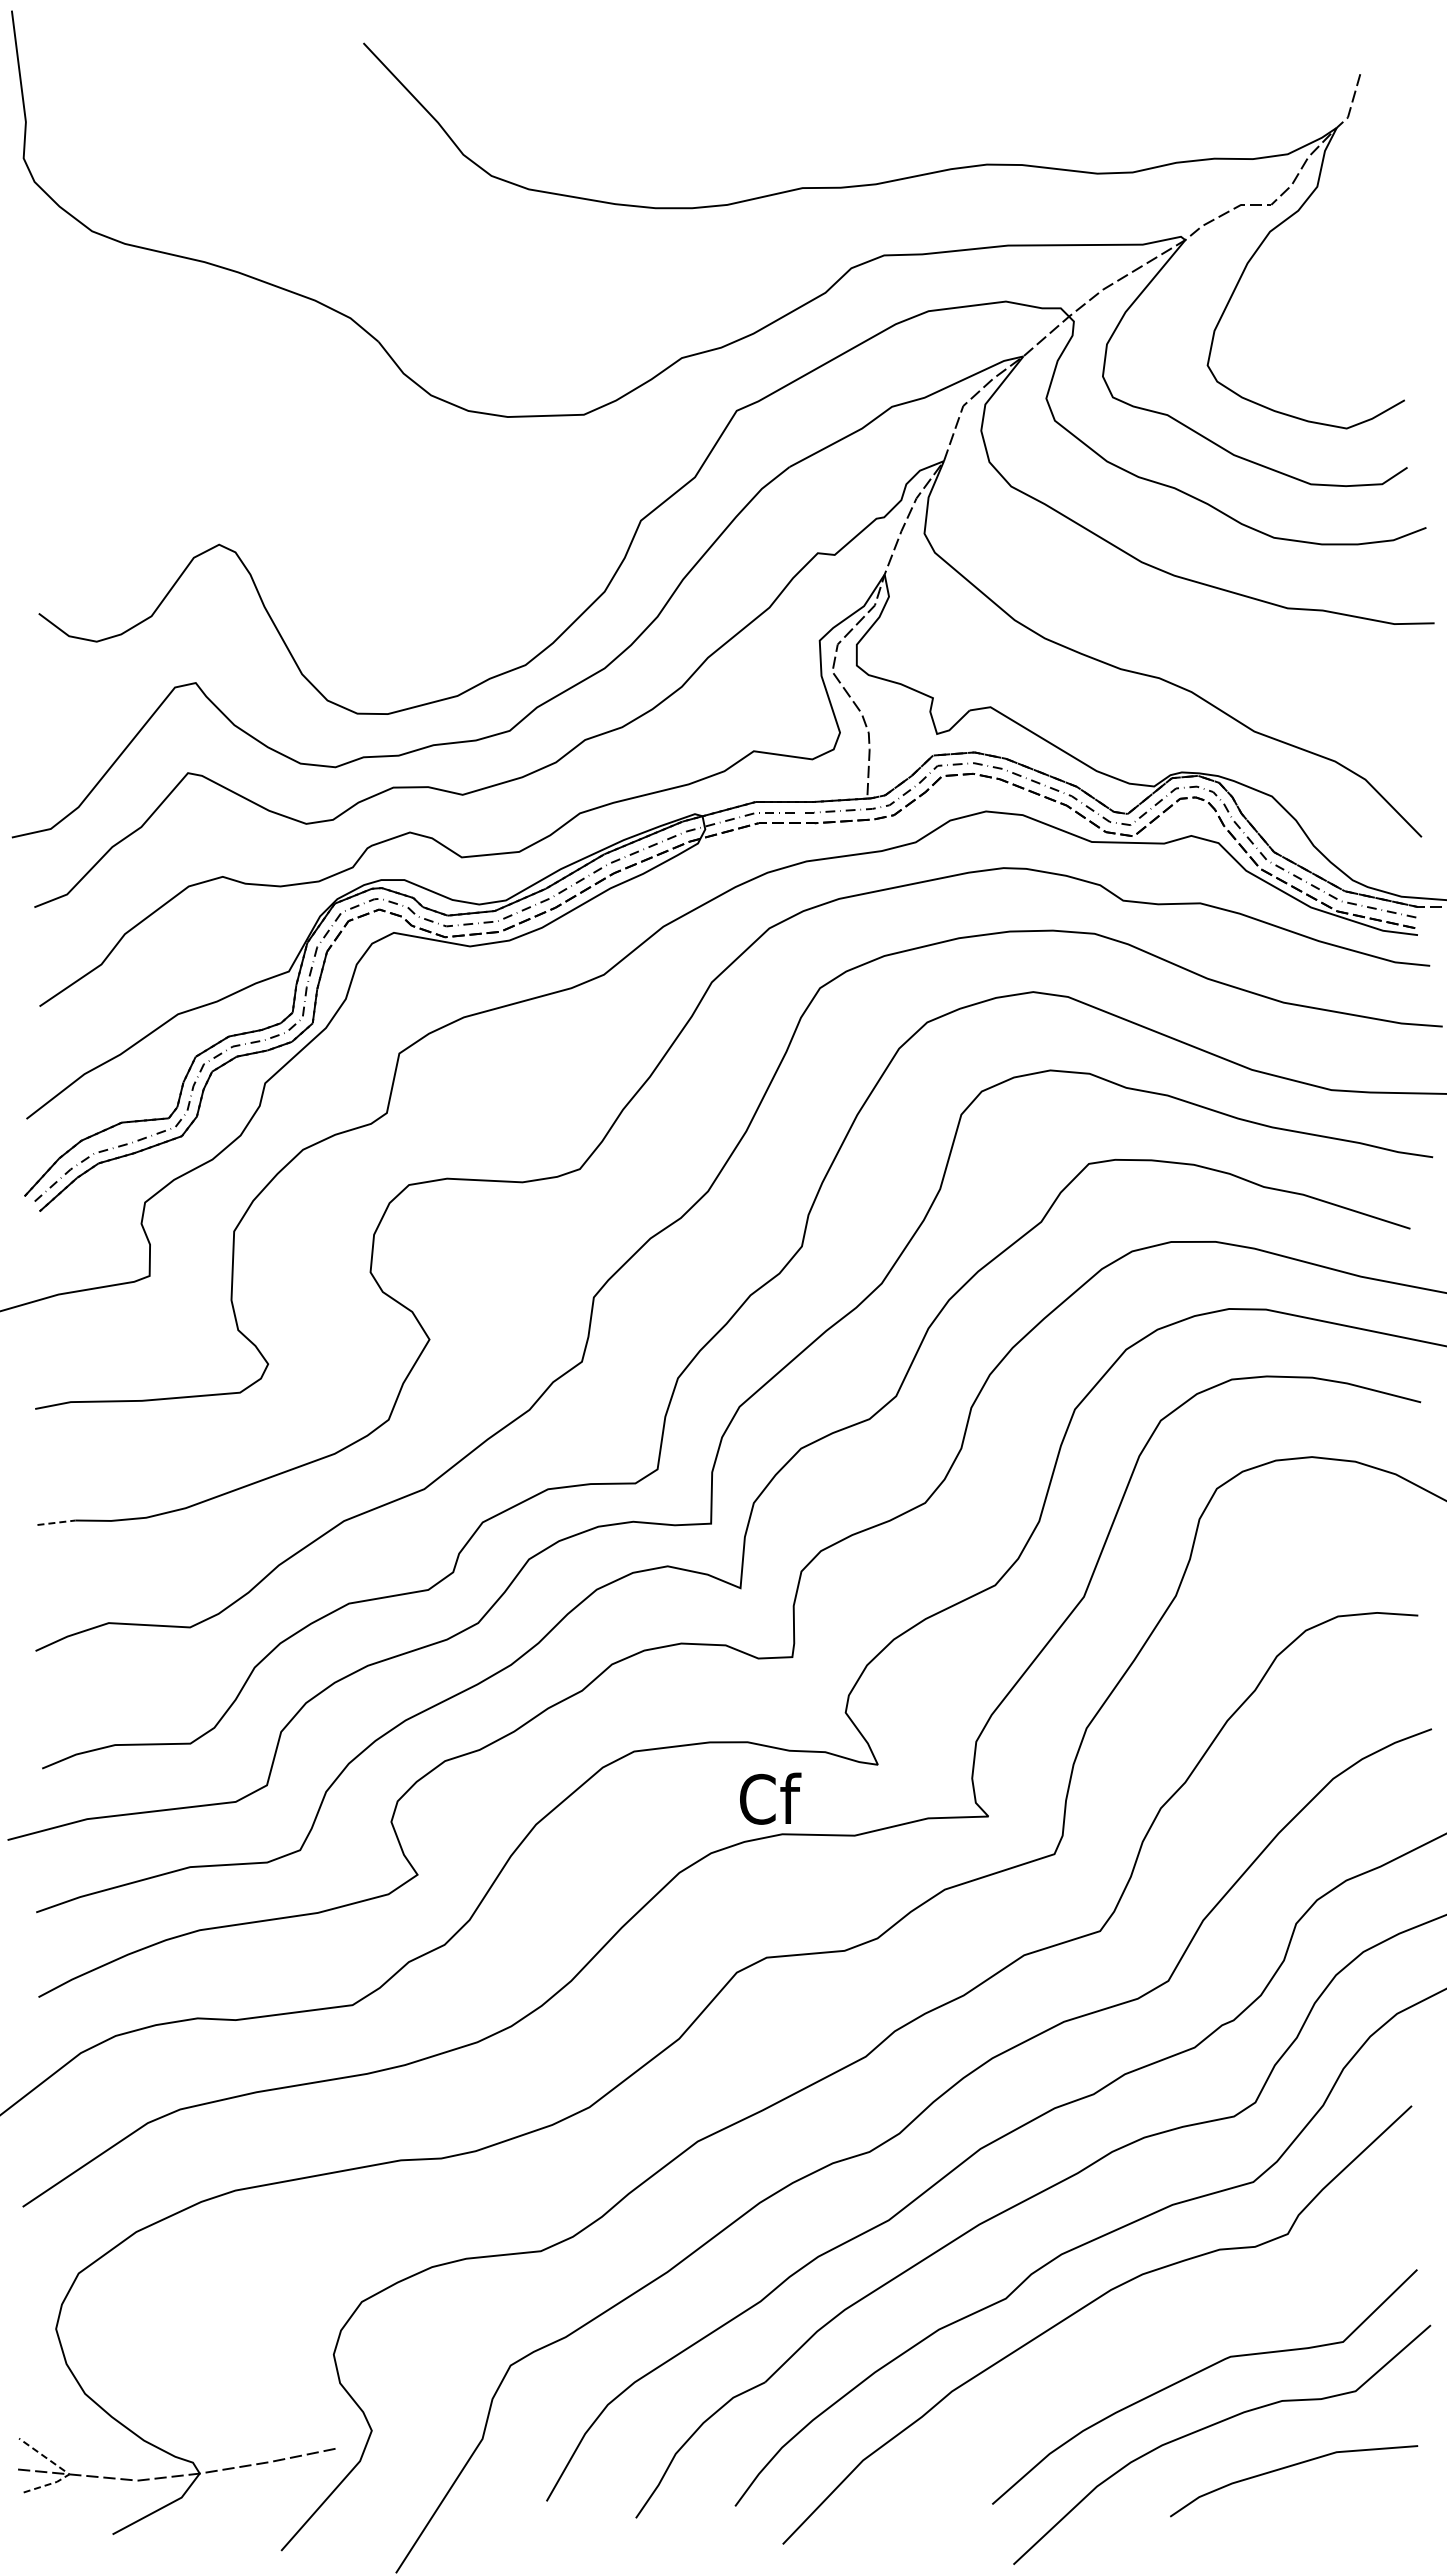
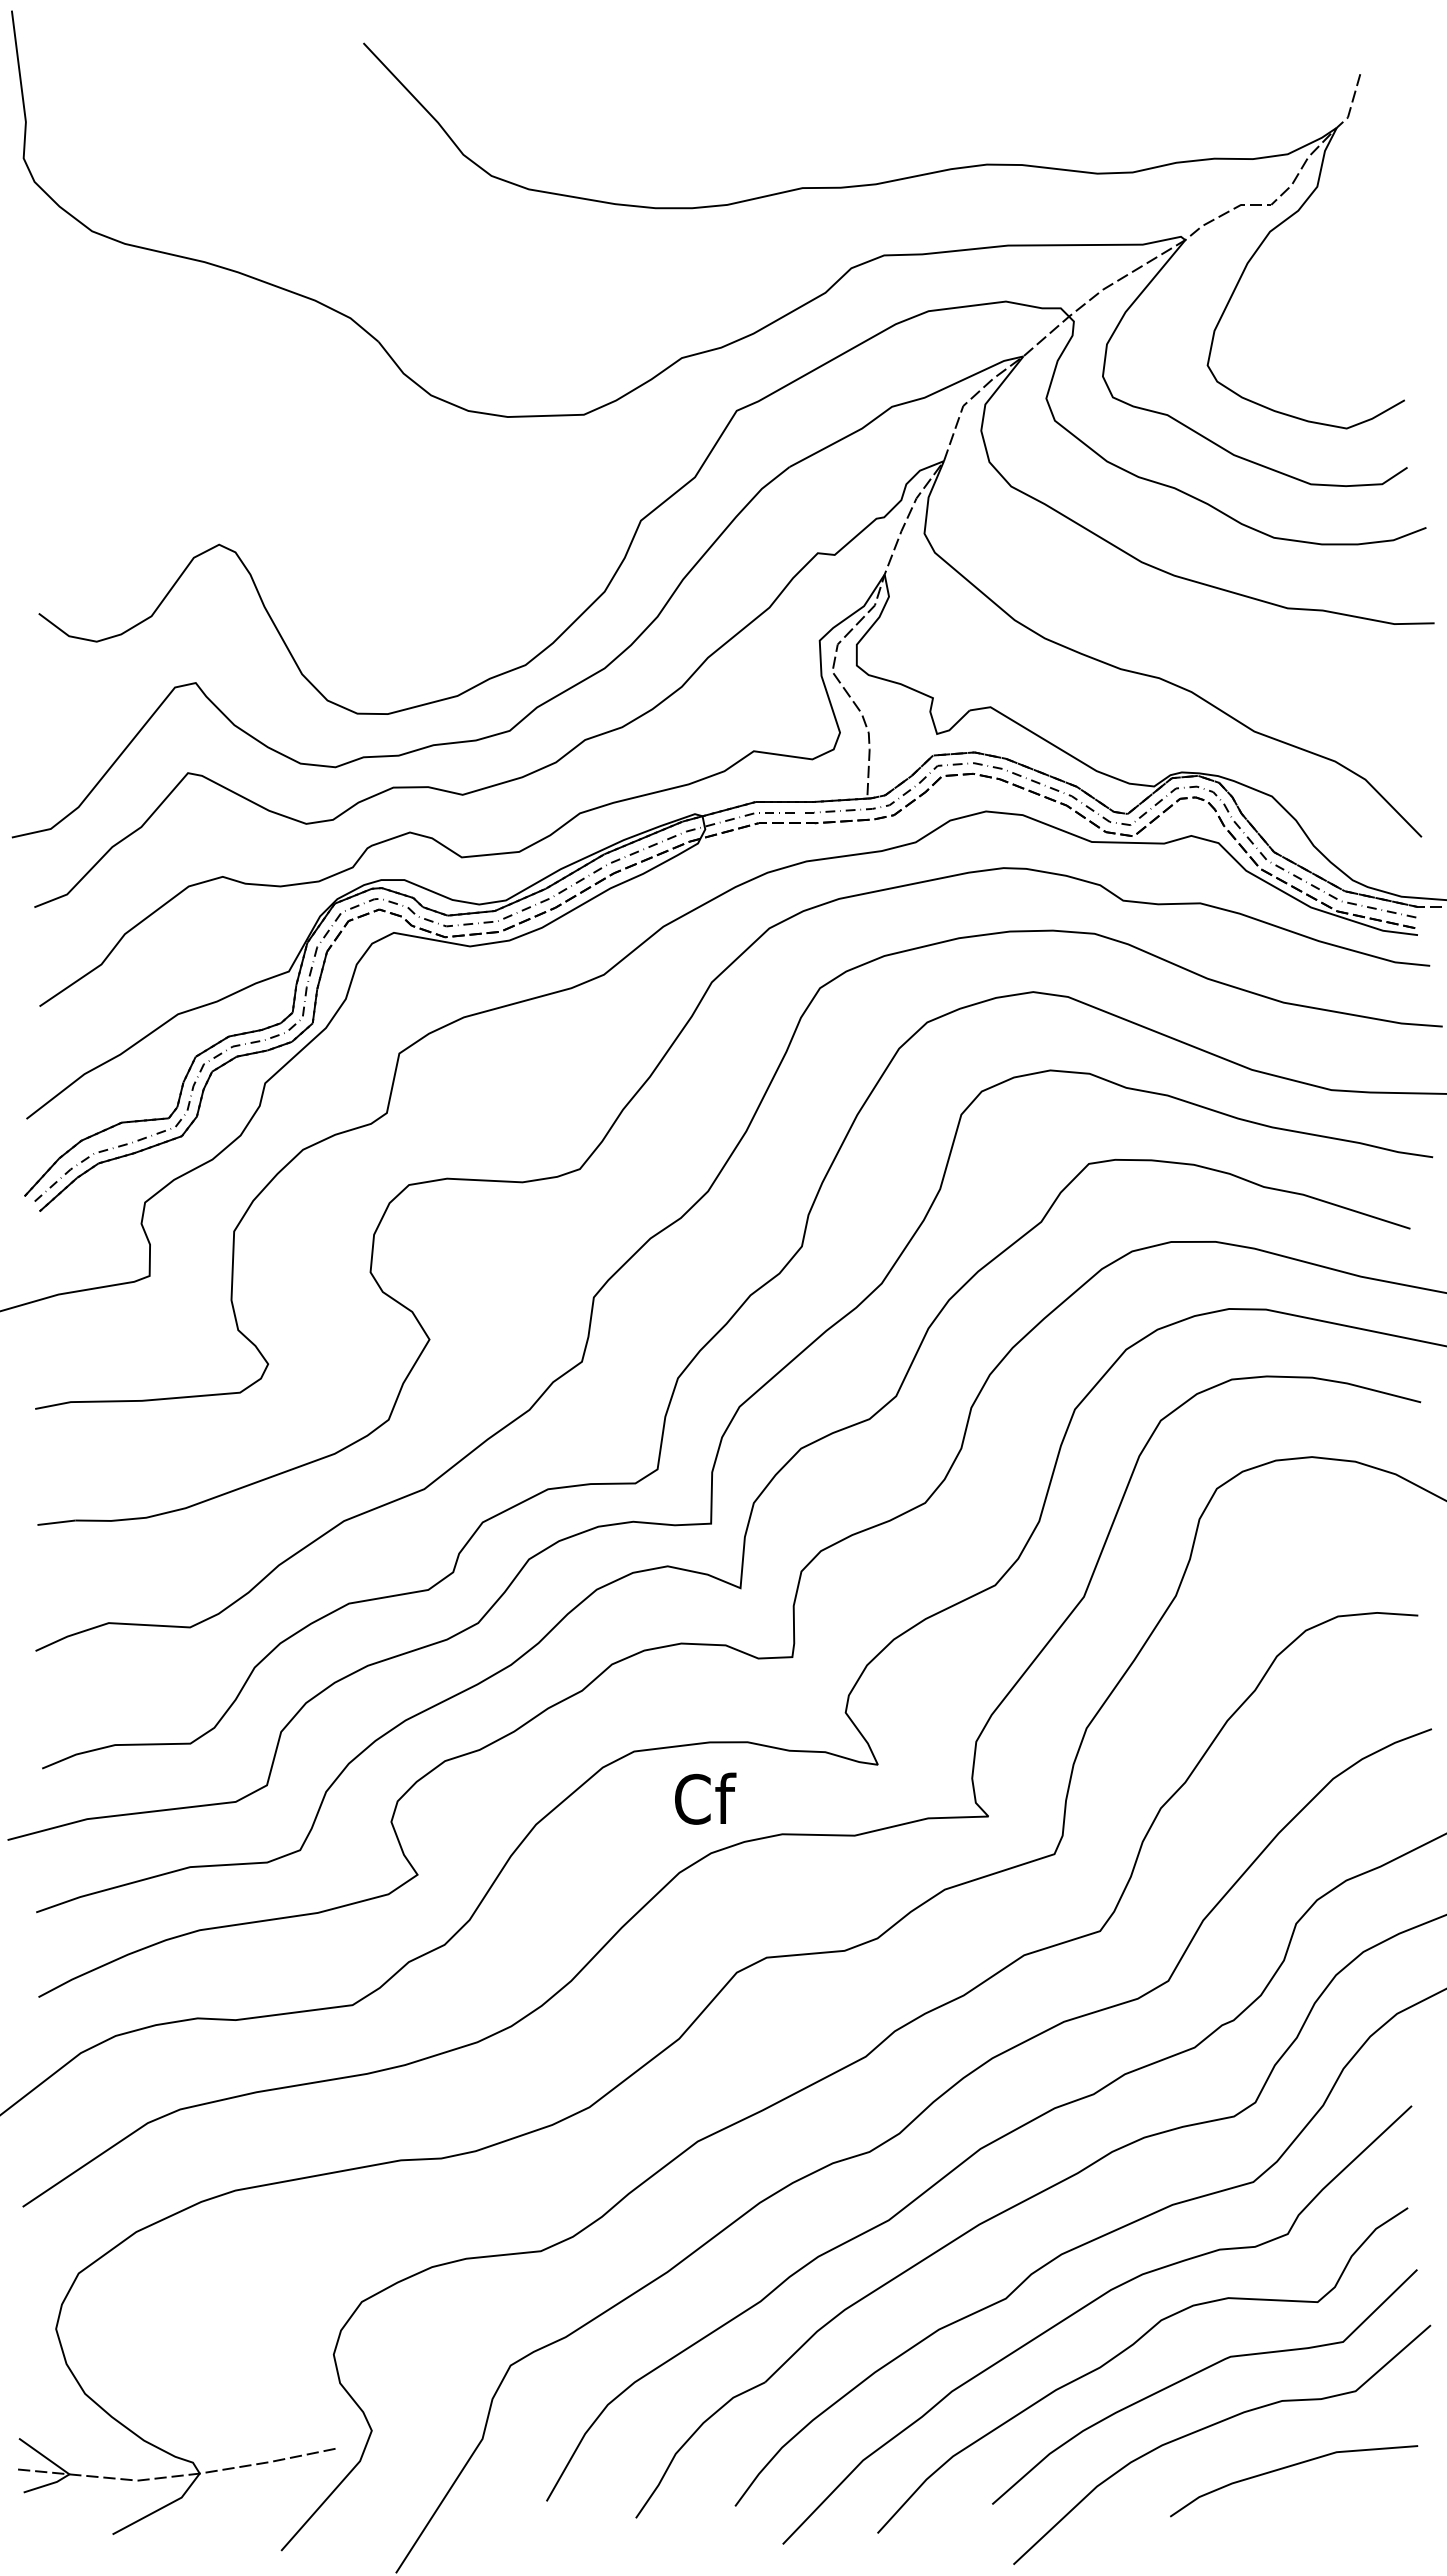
line: dashed -> solid (57, 1522)
text position: (770, 1798) -> (705, 1798) (705, 1798)
curve: none -> present (1129, 2348)
line: dashed -> solid (65, 2471)
